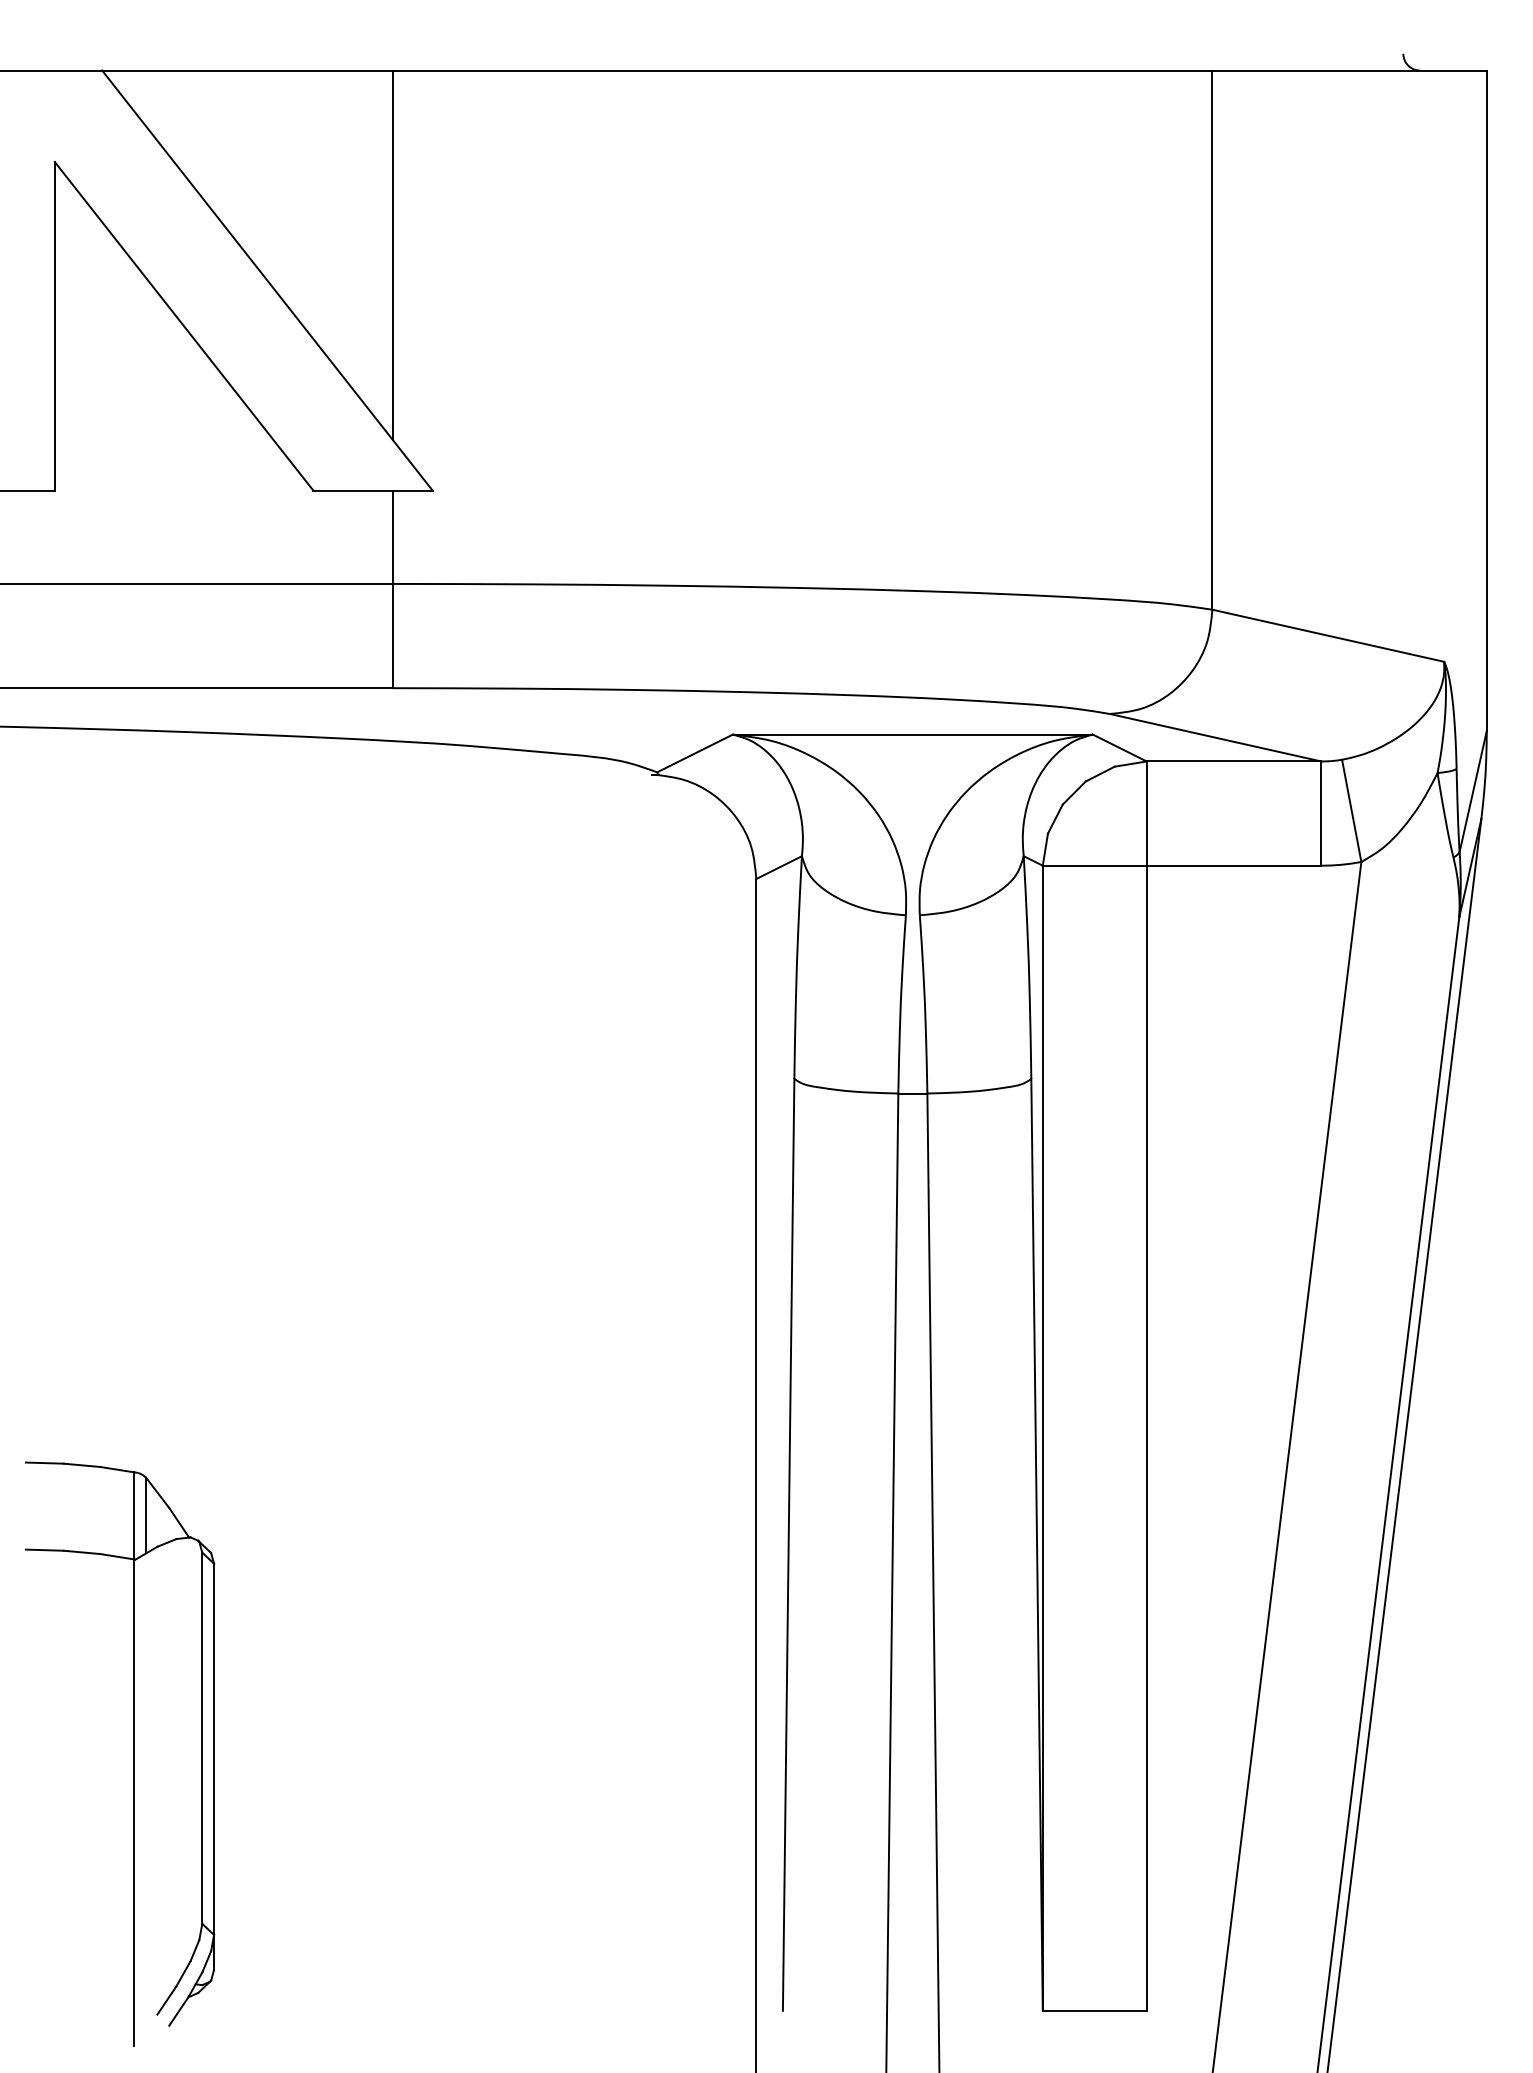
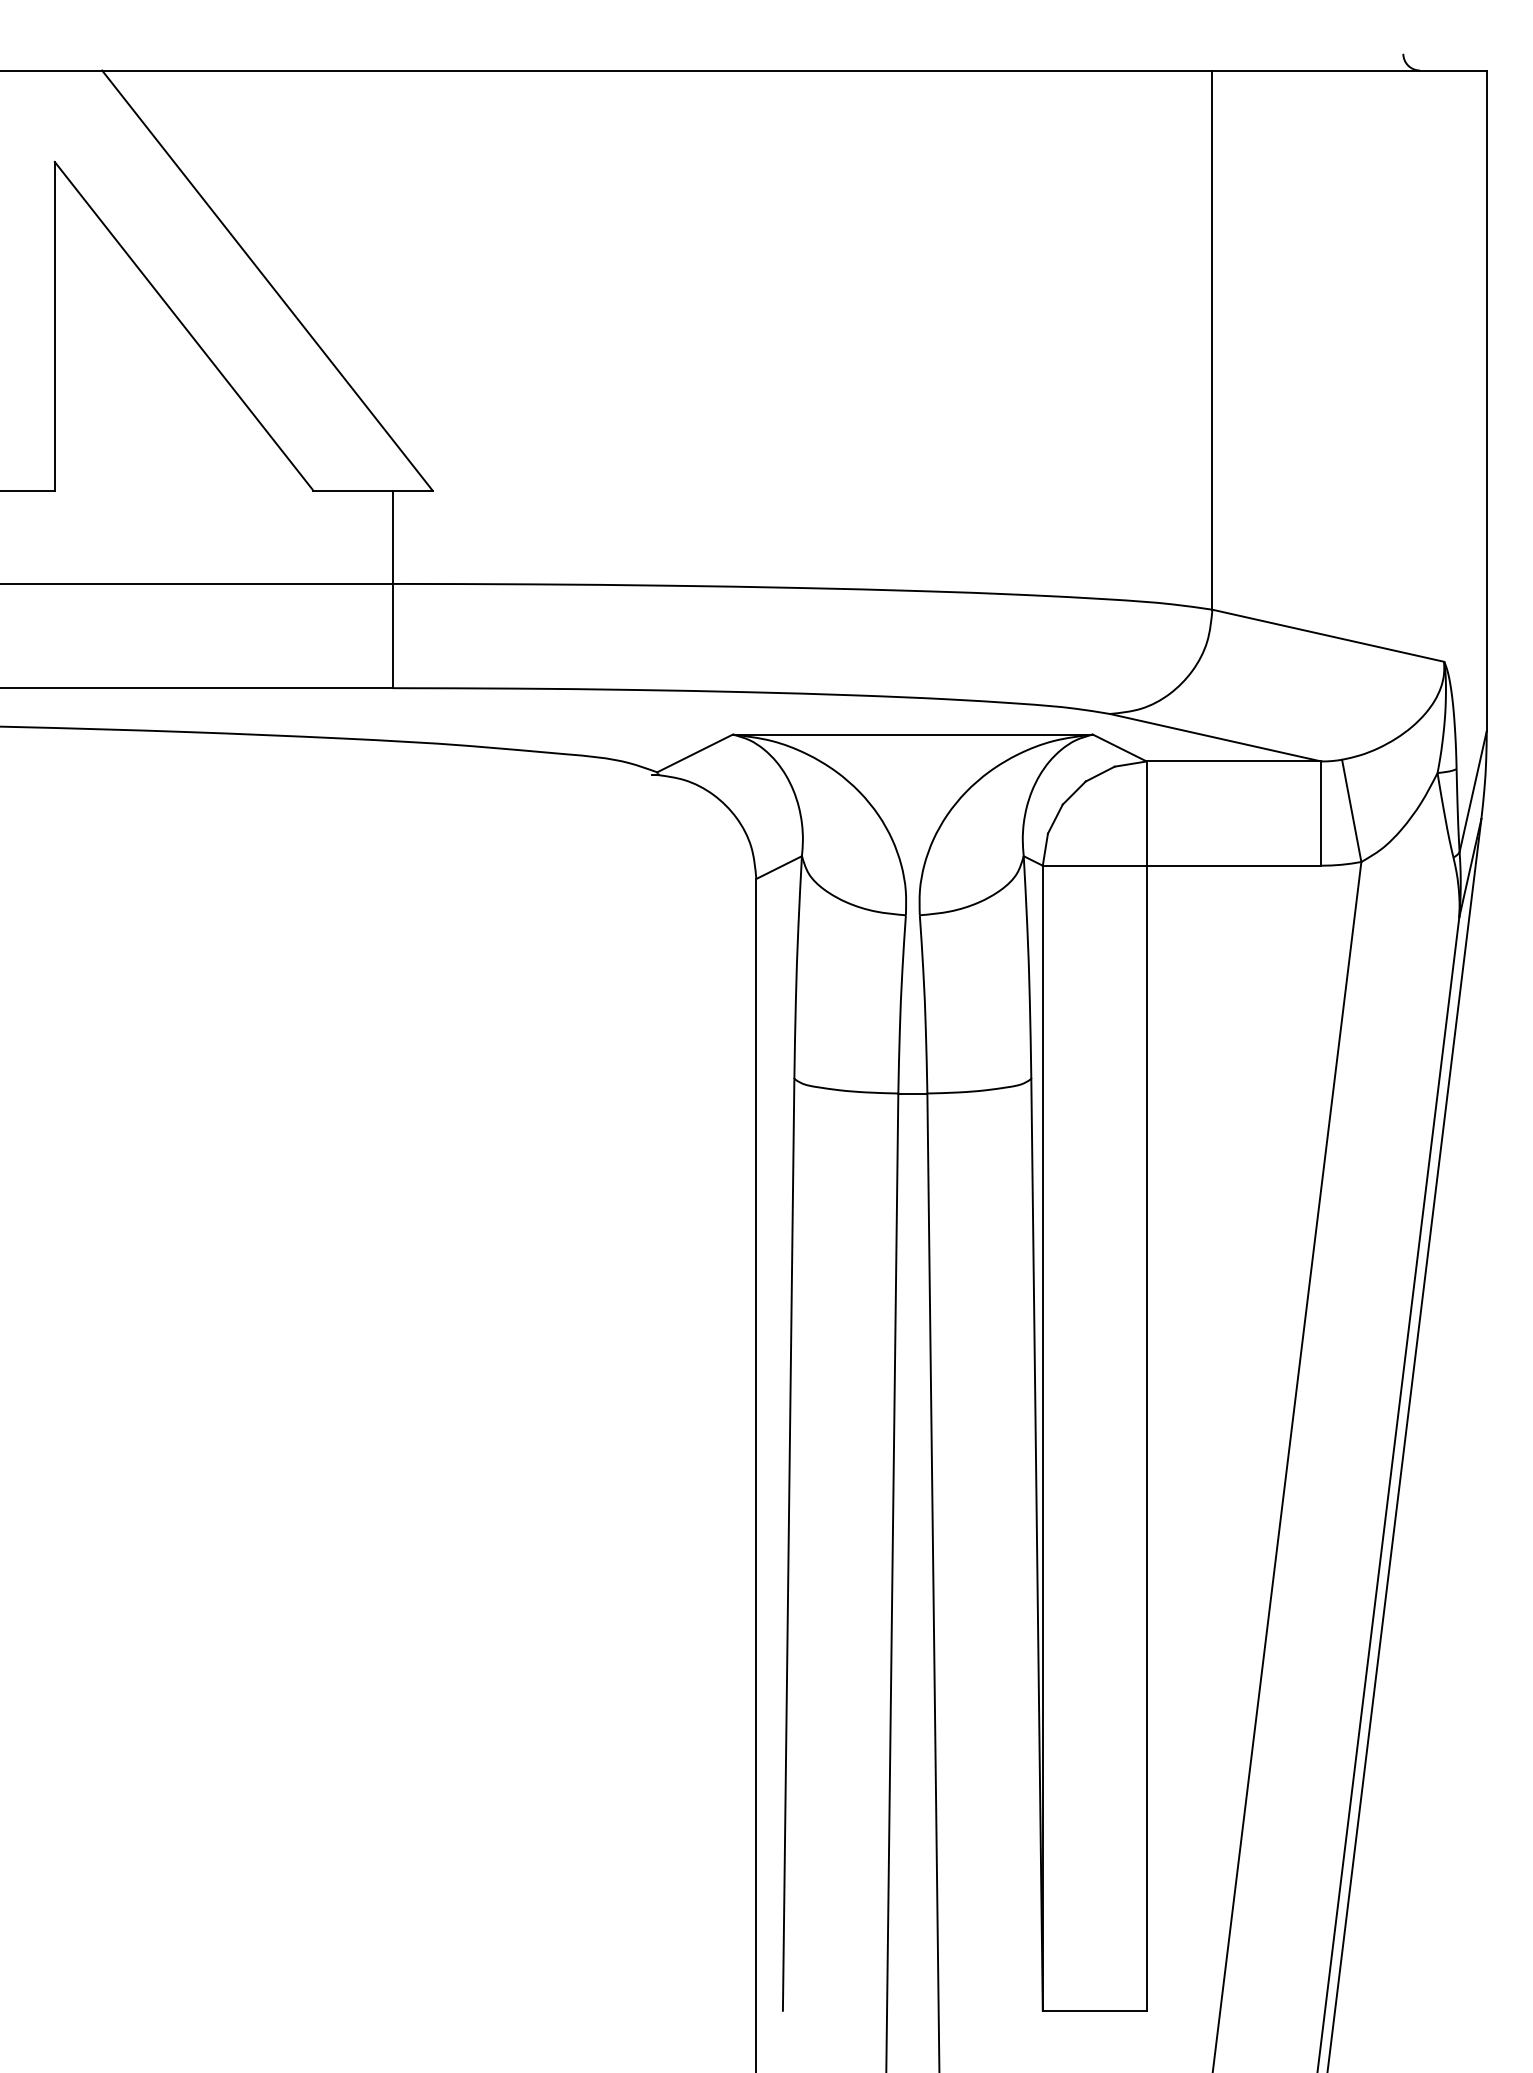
line: present -> none (392, 255)
part: present -> none (133, 1753)
